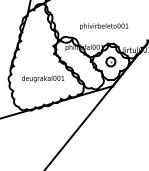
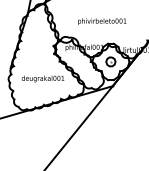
text position: (104, 26) -> (102, 21) (102, 21)
